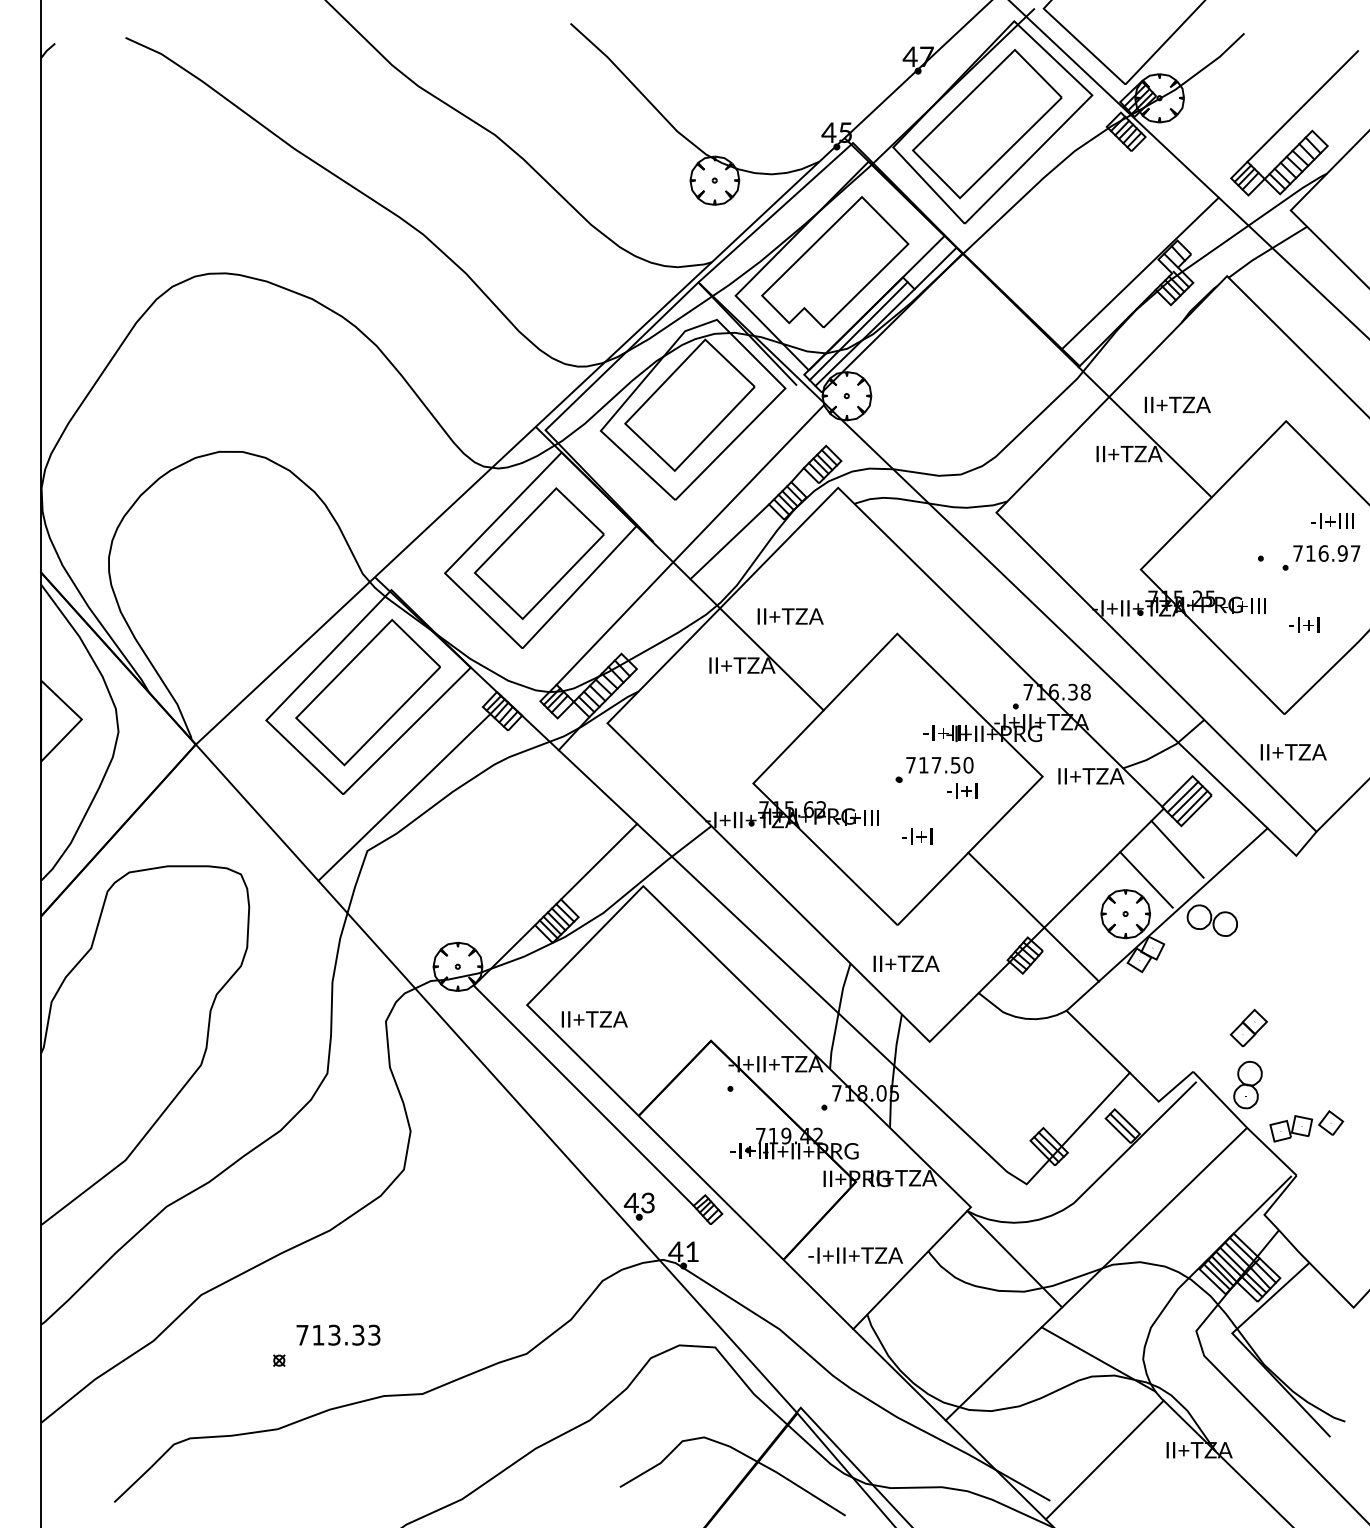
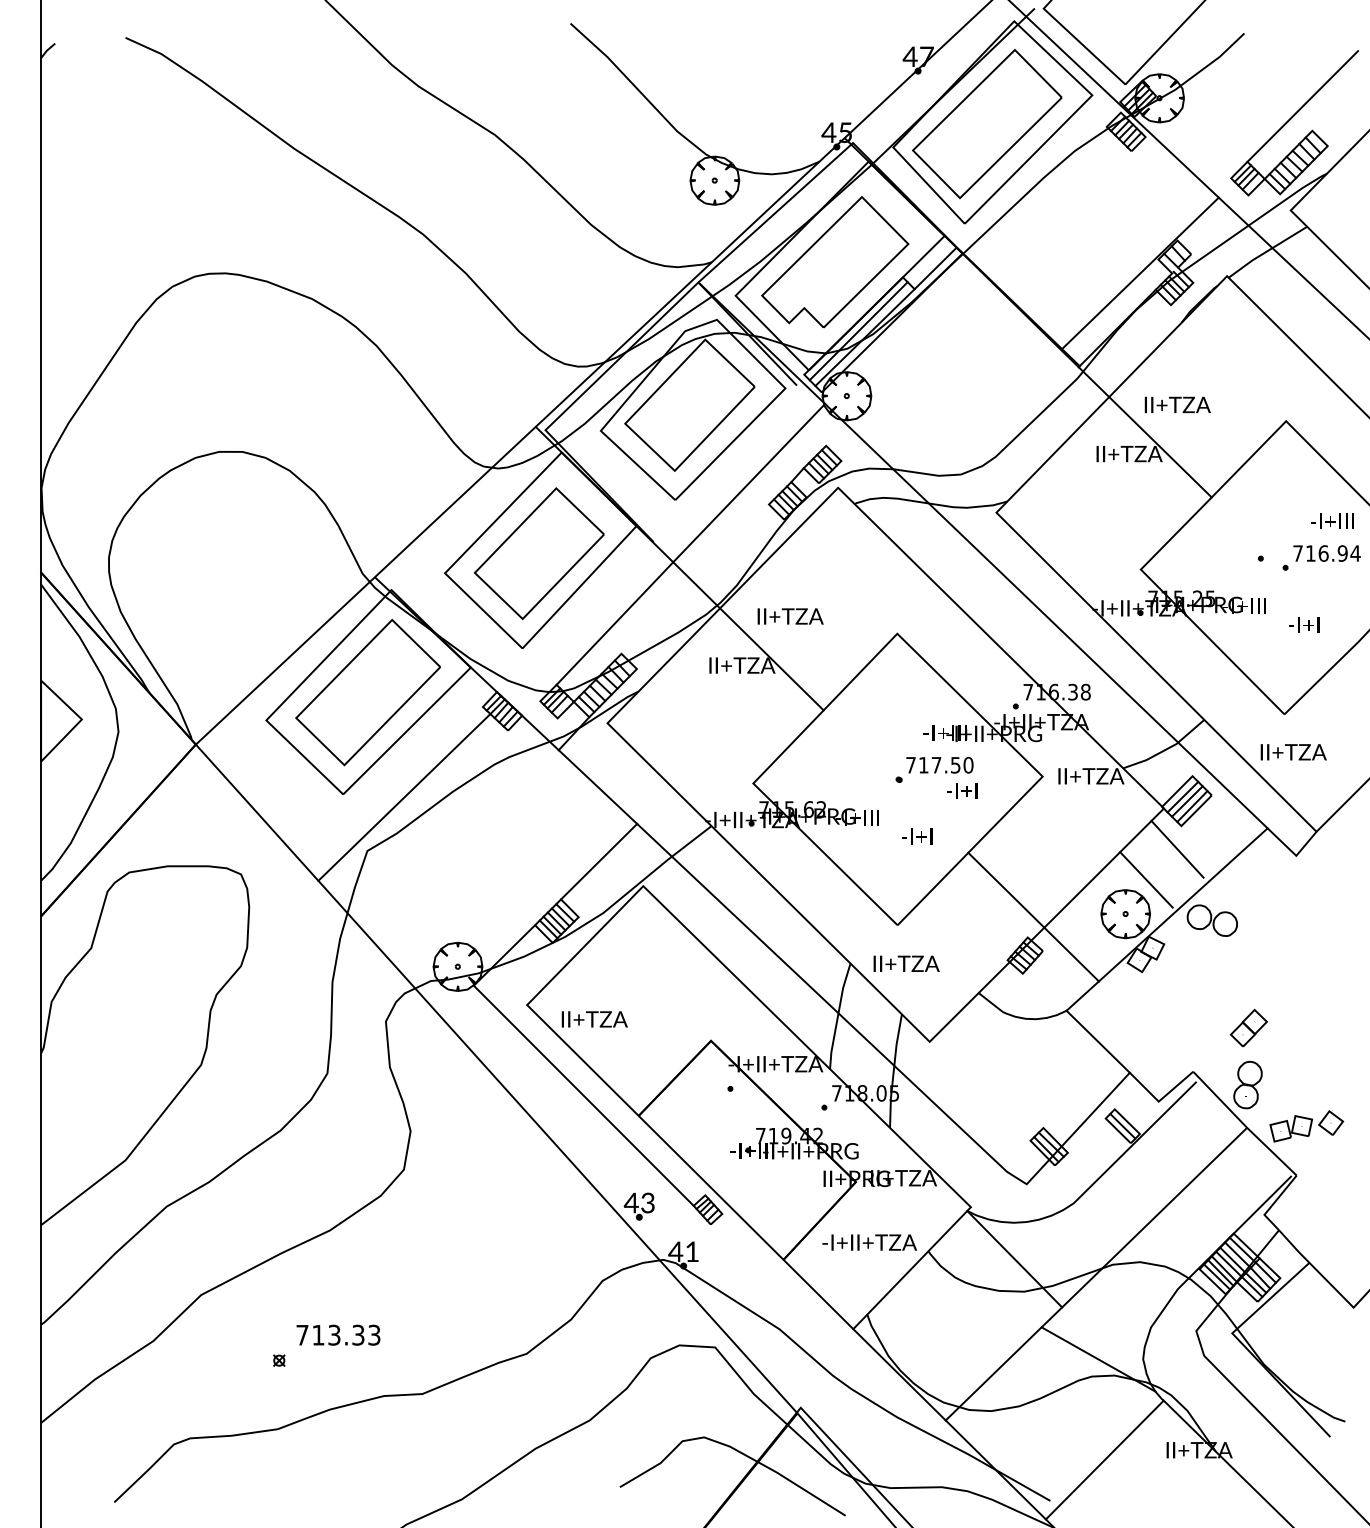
line: present -> none (729, 541)
text: 716.97 -> 716.94 (1355, 553)
text position: (855, 1255) -> (869, 1242) (869, 1242)
